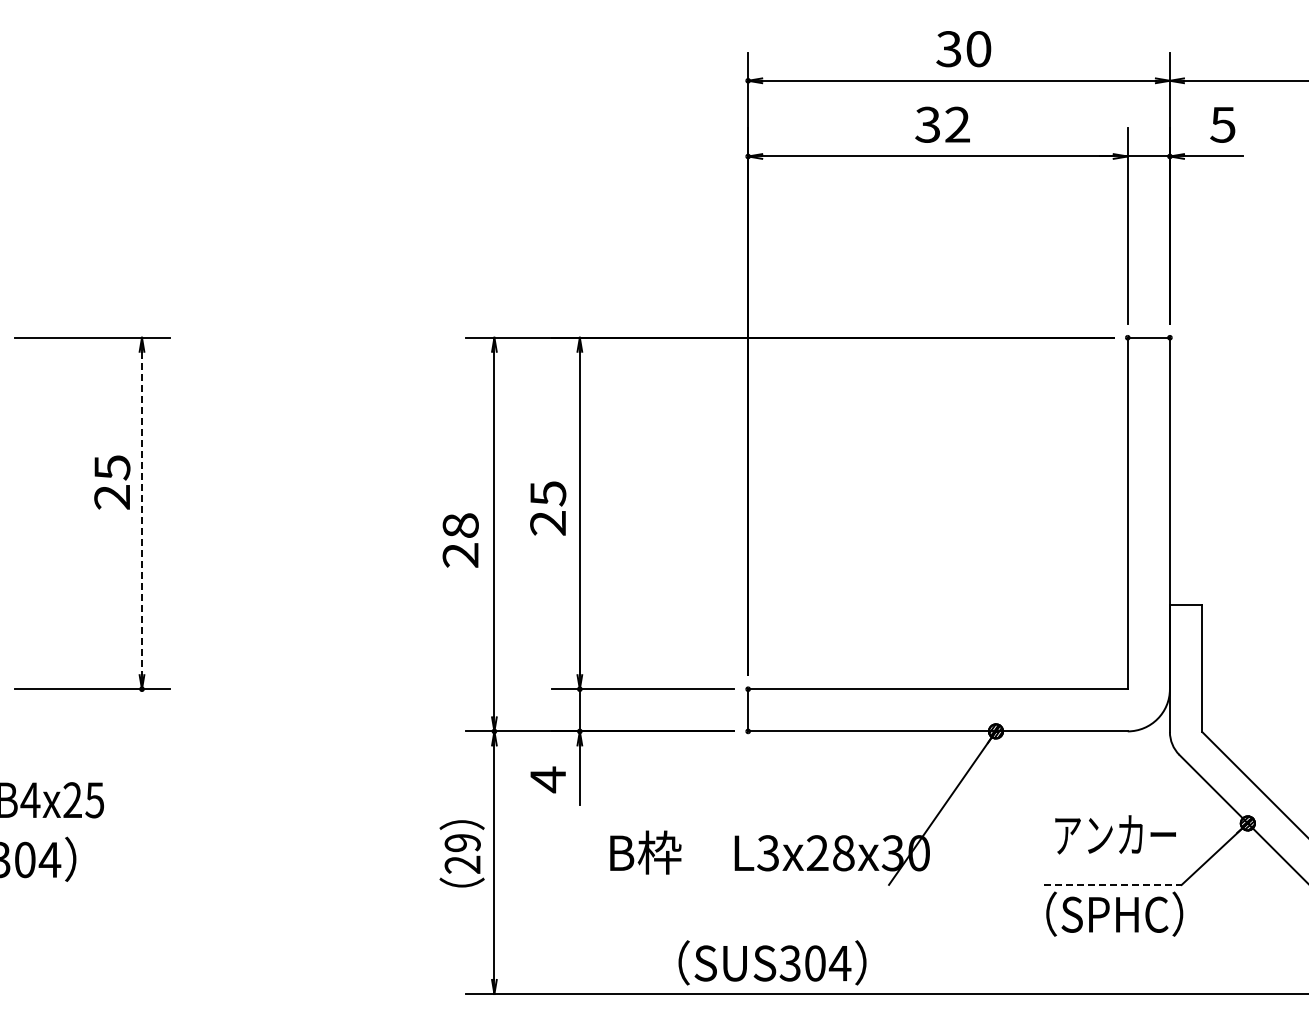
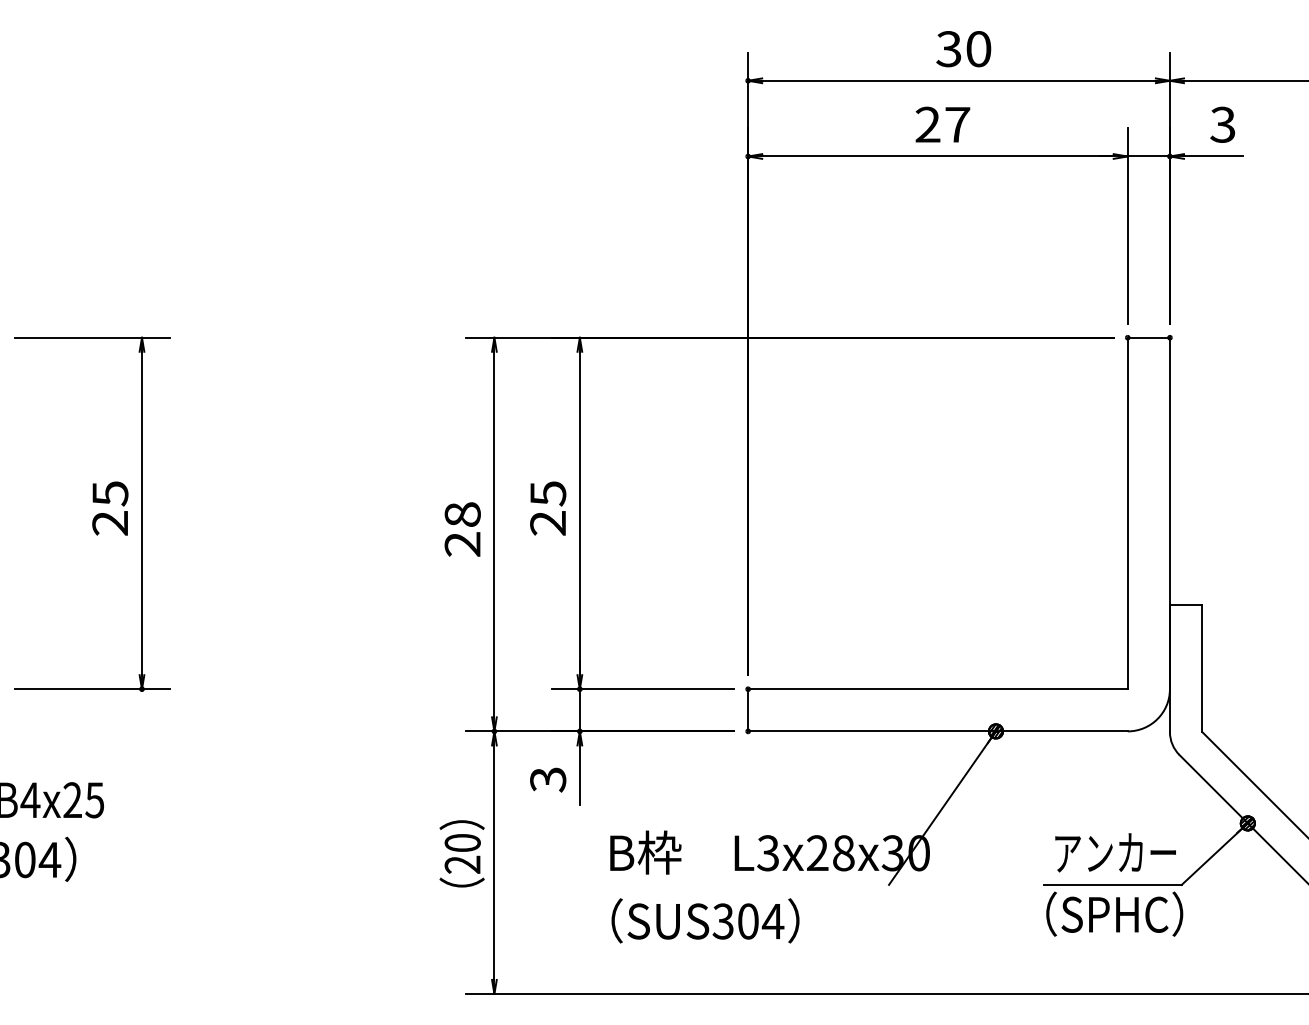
text: 32 -> 27 (942, 124)
text: 5 -> 3 (1222, 124)
text position: (112, 482) -> (110, 508) (110, 508)
line: dashed -> solid (142, 513)
text position: (460, 540) -> (462, 529) (462, 529)
text: 4 -> 3 (548, 779)
text position: (1115, 834) -> (1115, 852) (1115, 852)
text: 29 -> 20 (462, 843)
line: dashed -> solid (1112, 884)
text position: (772, 962) -> (705, 920) (705, 920)
